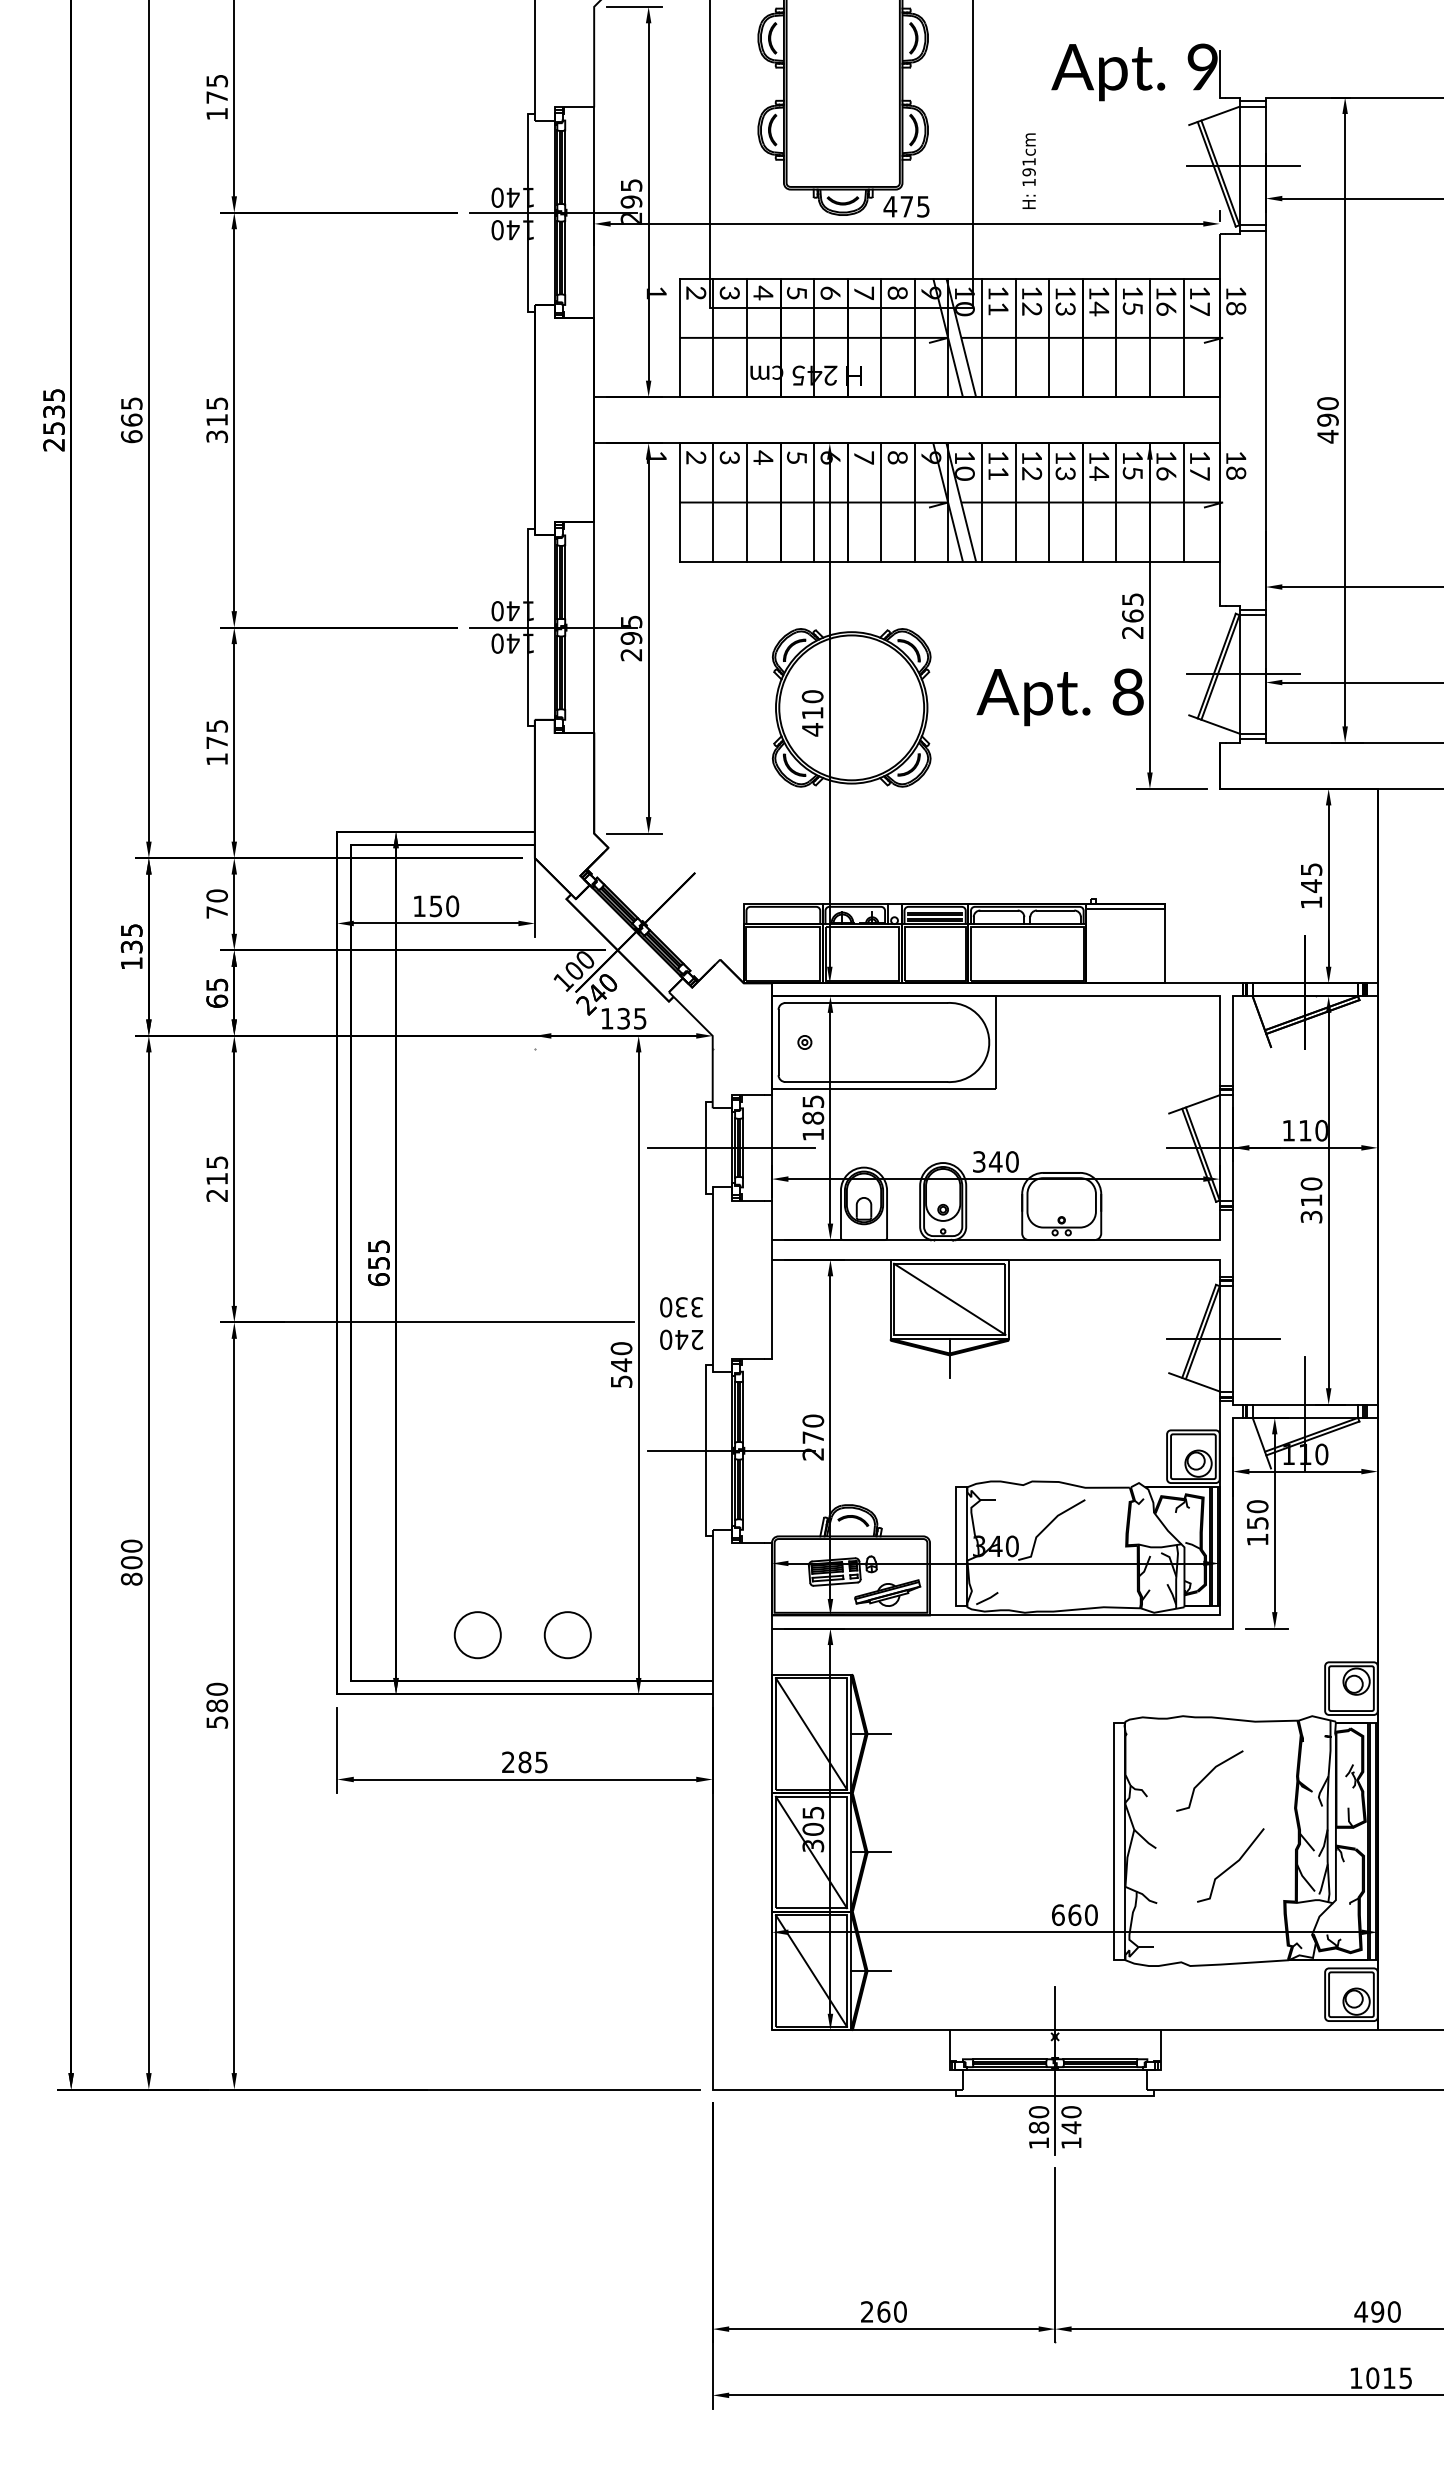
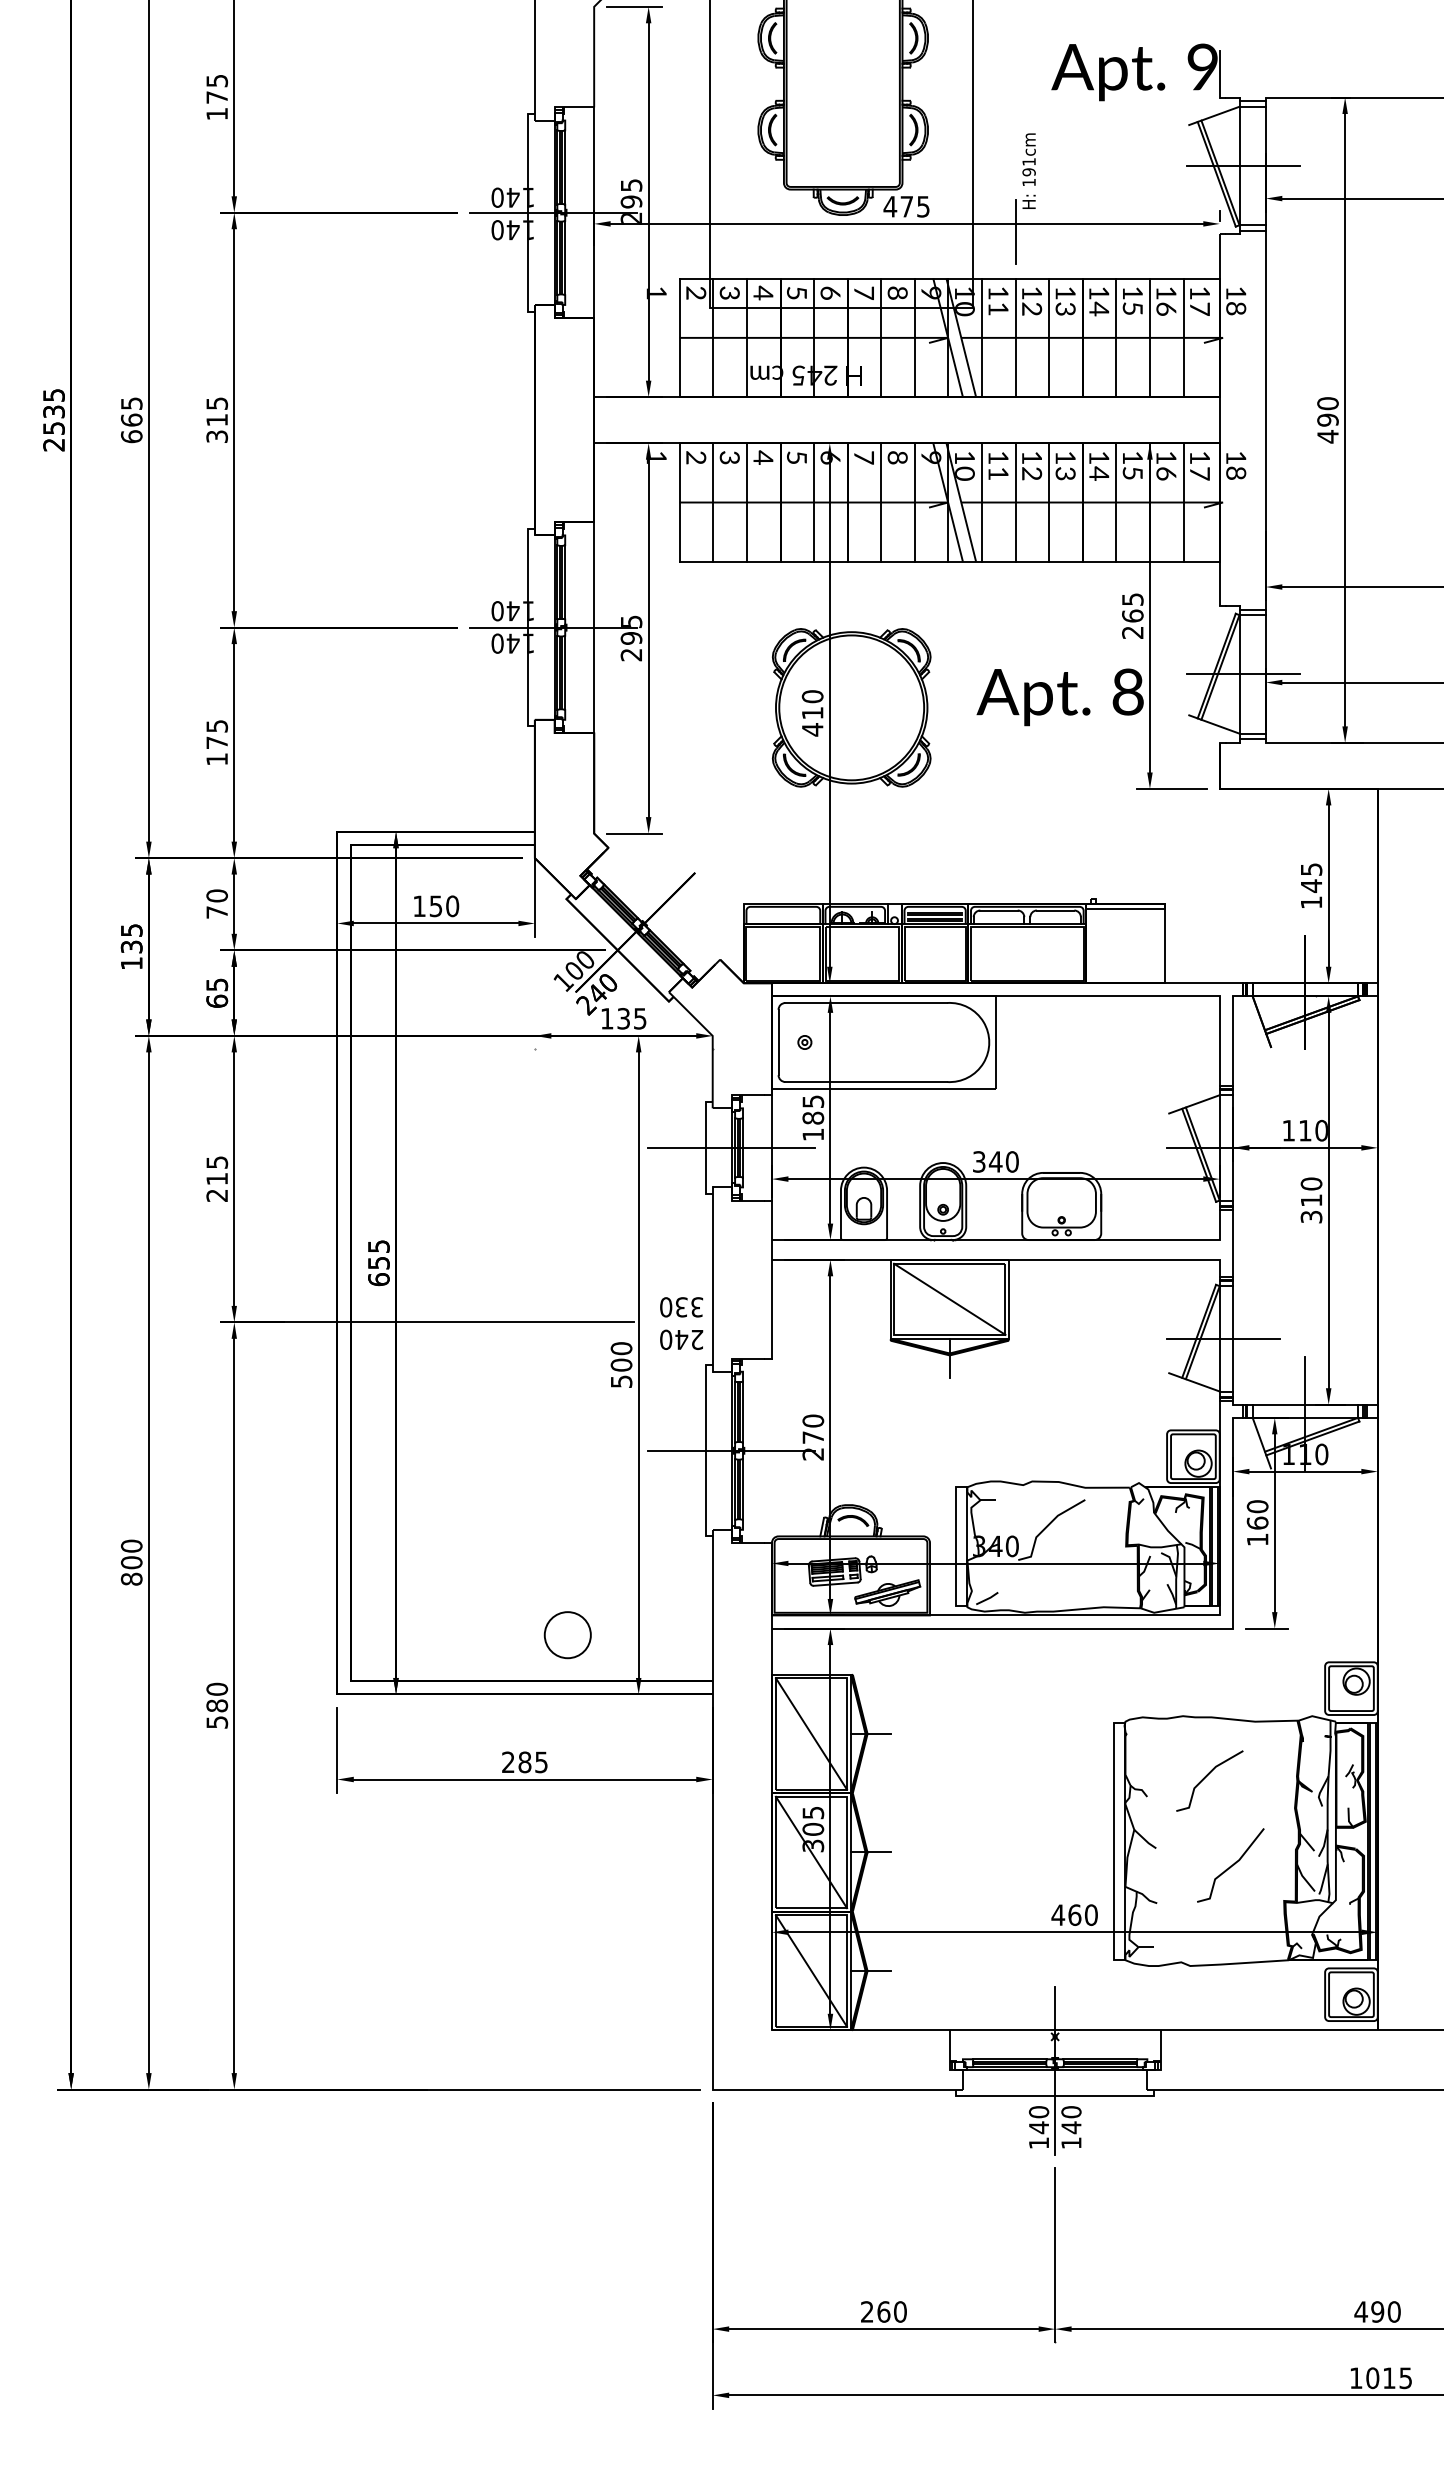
line: none -> present (1015, 231)
text: 540 -> 500 (621, 1365)
text: 150 -> 160 (1257, 1522)
circle: present -> none (477, 1635)
text: 660 -> 460 (1058, 1914)
text: 180 -> 140 (1038, 2127)
